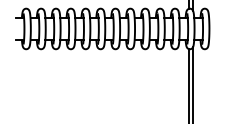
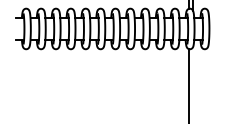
line: present -> none (193, 83)
